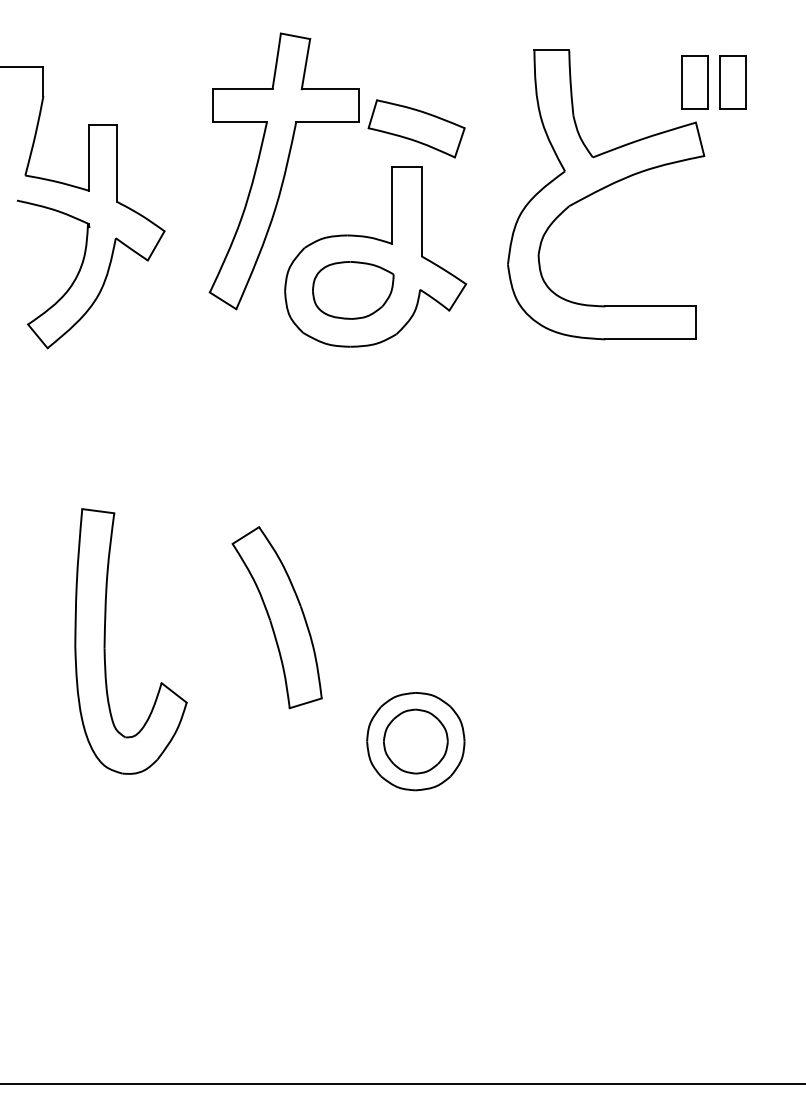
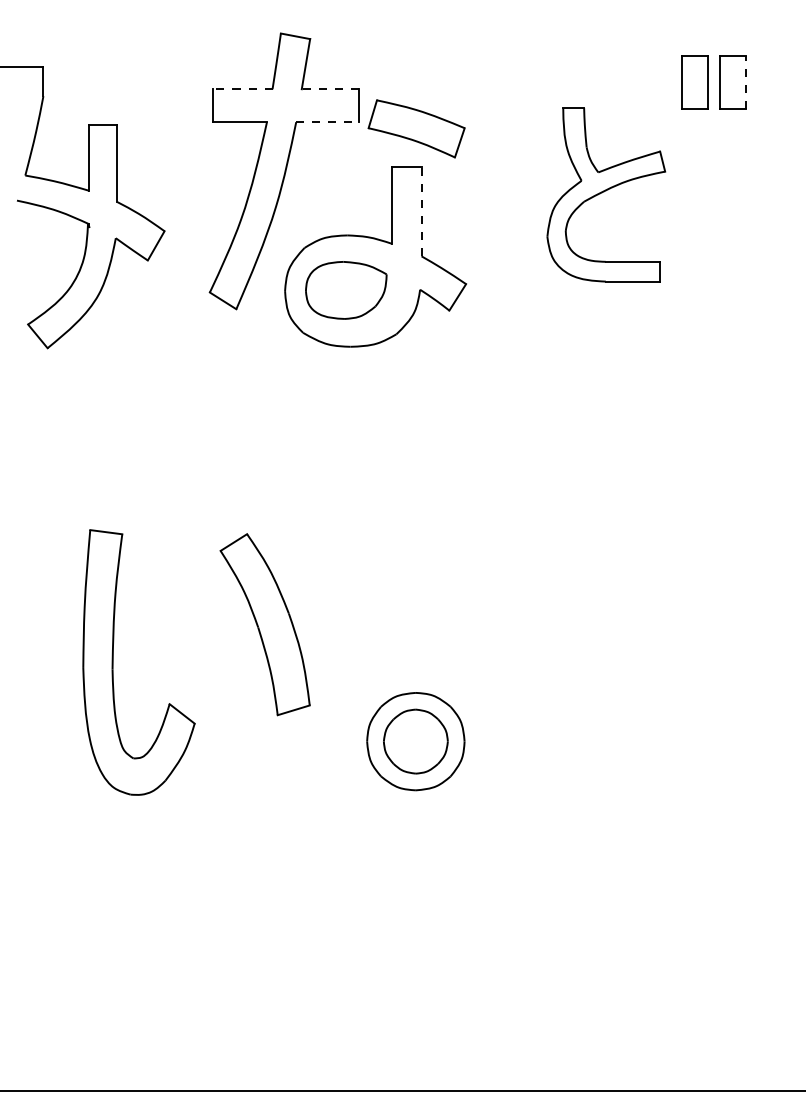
line: solid -> dashed (746, 81)
line: solid -> dashed (242, 89)
line: solid -> dashed (330, 89)
line: solid -> dashed (328, 122)
part size: 199x292 px -> 121x176 px (606, 194)
line: solid -> dashed (421, 211)
part position: (353, 290) -> (346, 290) (346, 290)
part position: (276, 617) -> (264, 624) (264, 624)
part position: (105, 641) -> (113, 662) (113, 662)
line position: (402, 1084) -> (402, 1091) (402, 1091)
